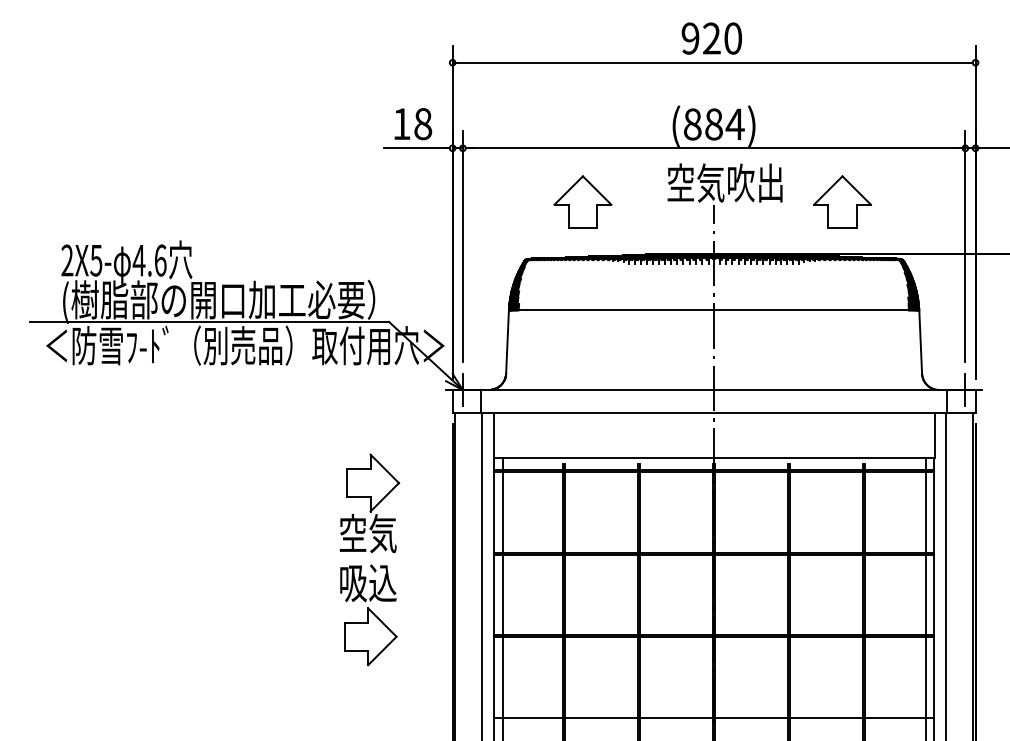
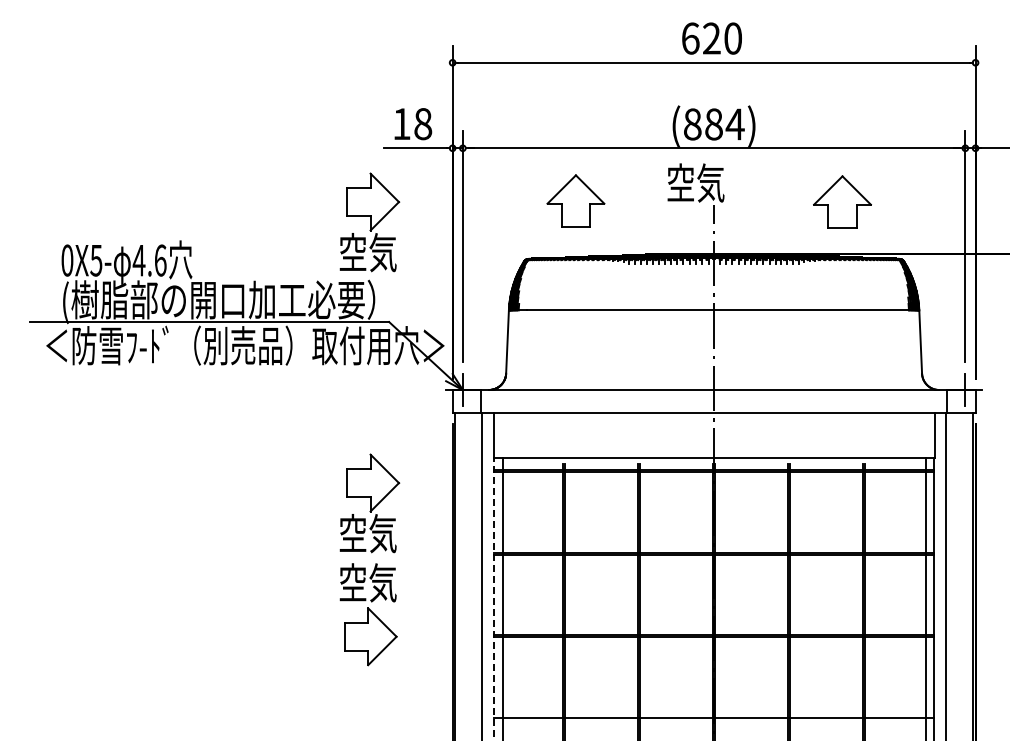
text: 920 -> 620 (690, 38)
text: 空気吹出 -> 空気 (755, 182)
part position: (582, 201) -> (575, 200) (575, 200)
part: none -> present (369, 222)
text: 2X5- -> 0X5- (67, 260)
text: 吸込 -> 空気 (367, 582)
line: solid -> dashed (494, 599)
